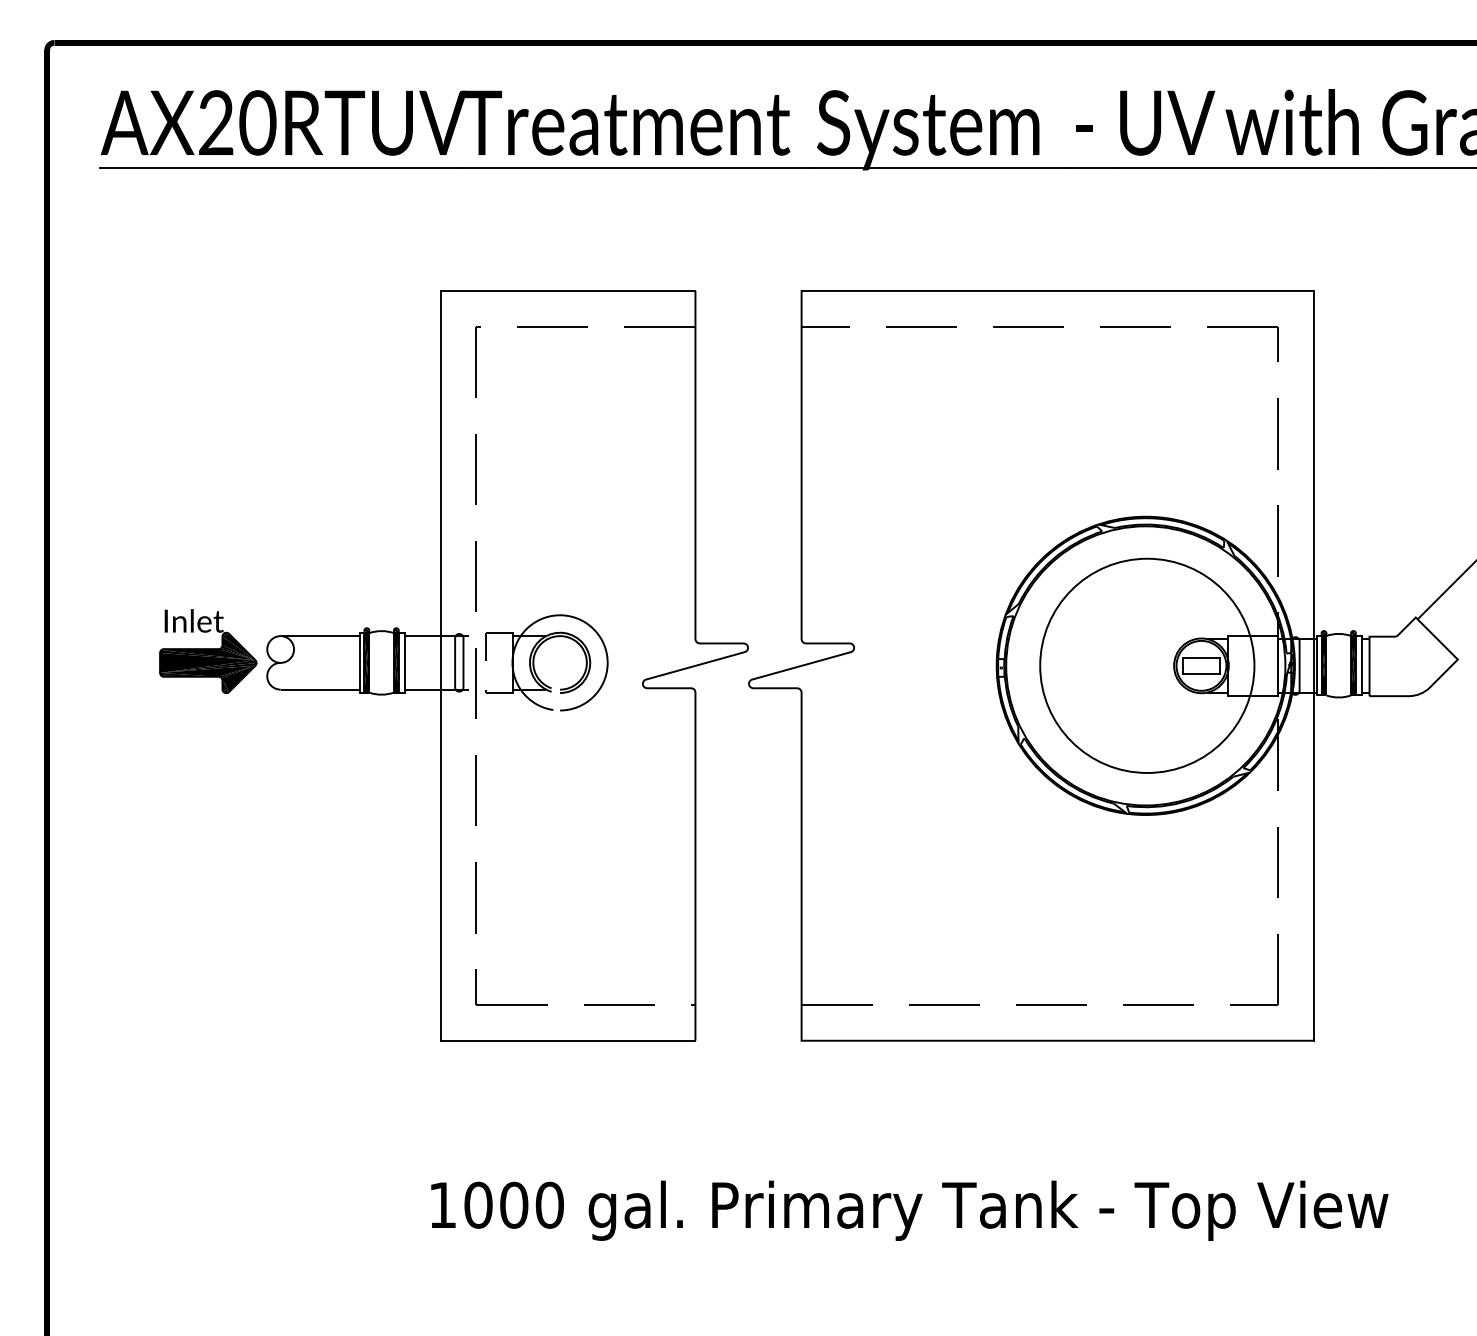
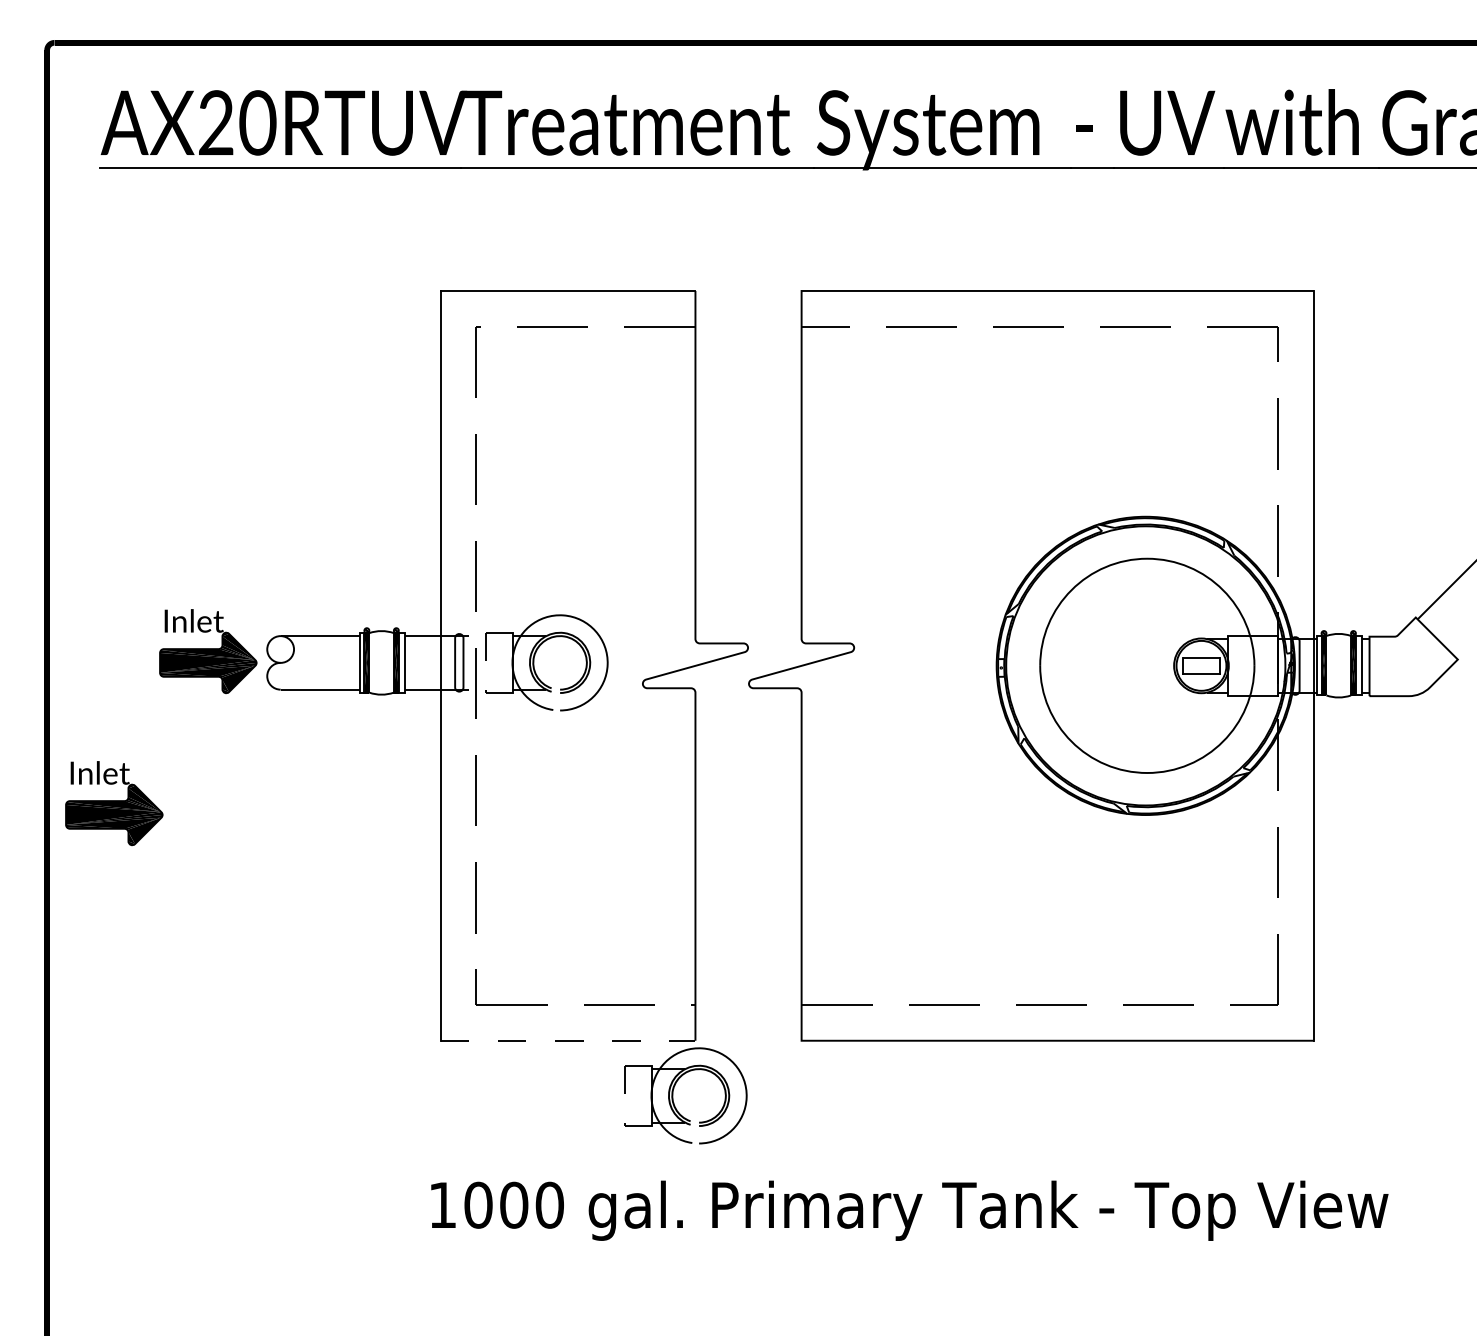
part: none -> present (114, 803)
line: solid -> dashed (568, 1040)
part: none -> present (673, 1095)
